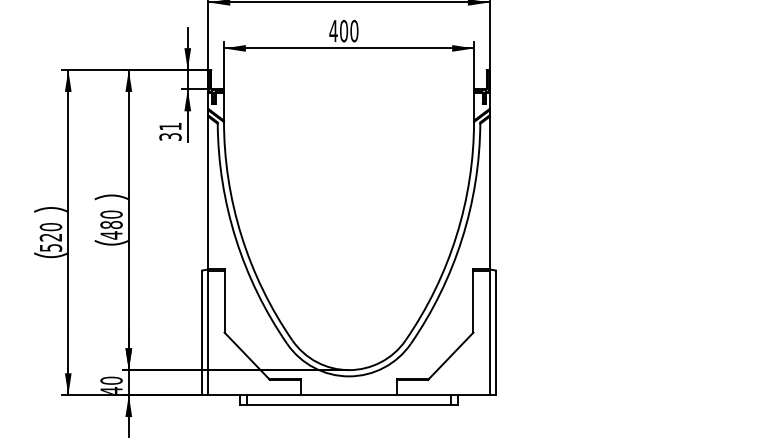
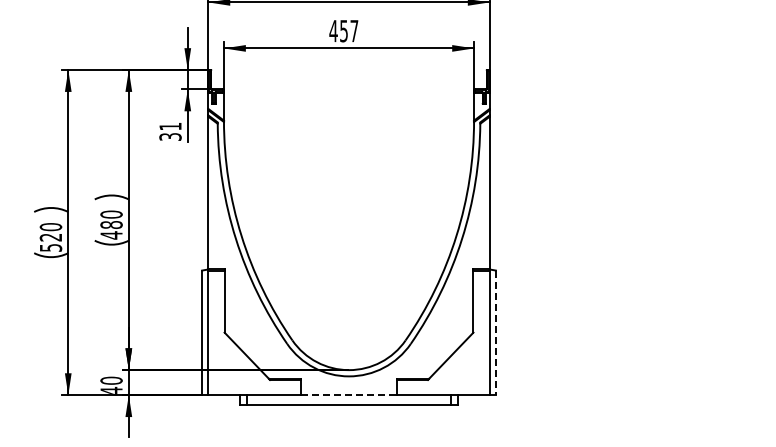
text: 400 -> 457 (349, 30)
line: solid -> dashed (495, 333)
line: solid -> dashed (349, 395)
